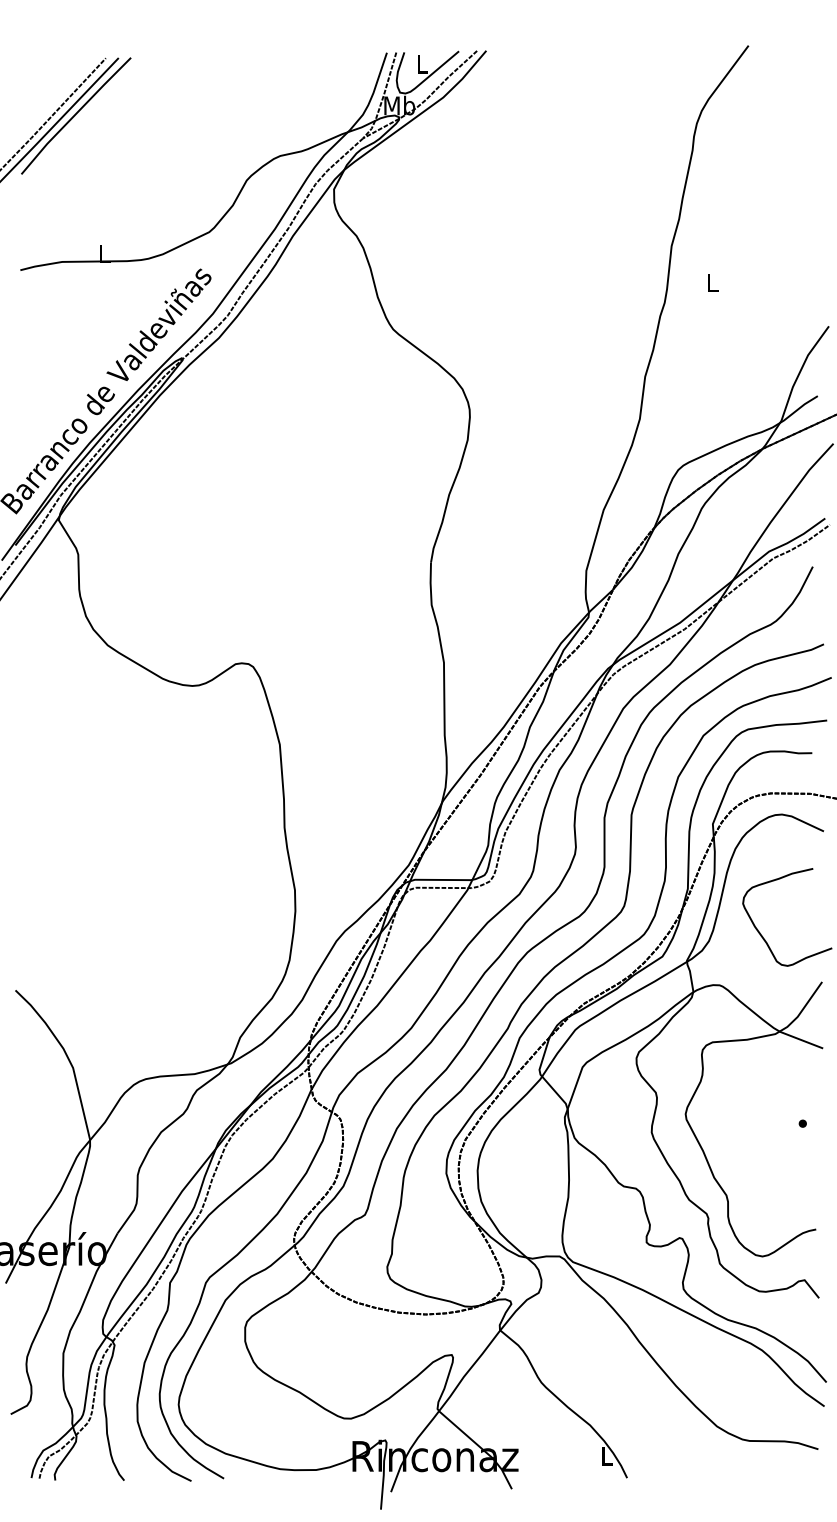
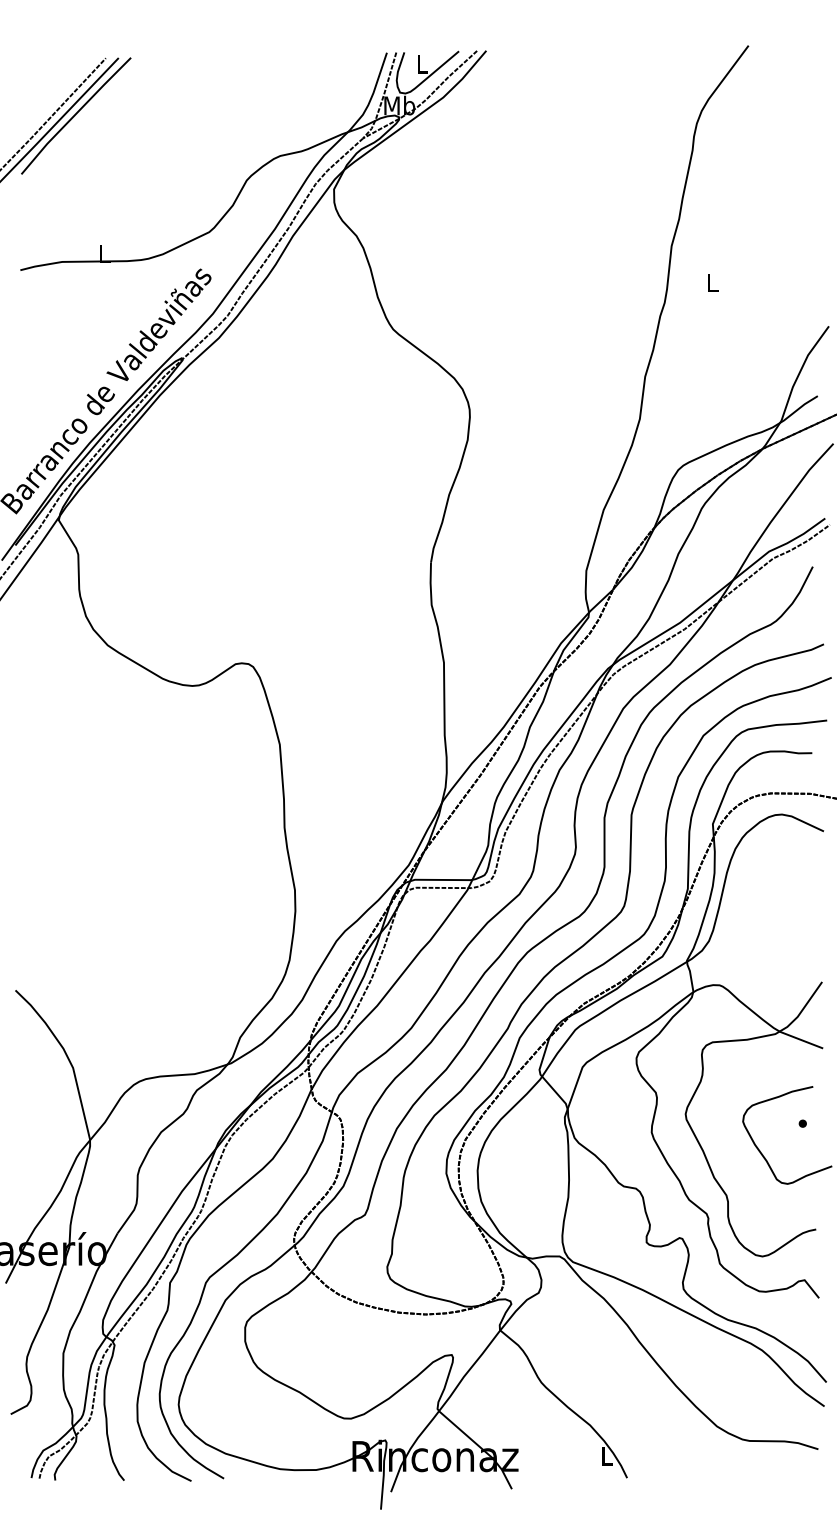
curve position: (763, 936) -> (763, 1154) (763, 1154)
